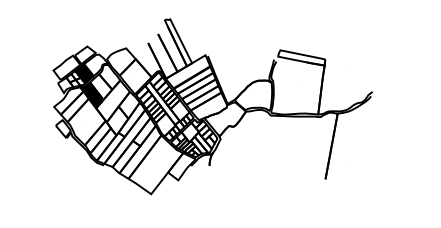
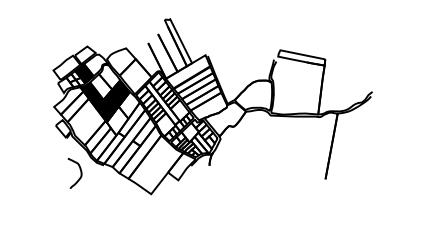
hatch: none -> present (112, 101)
curve: none -> present (79, 169)
